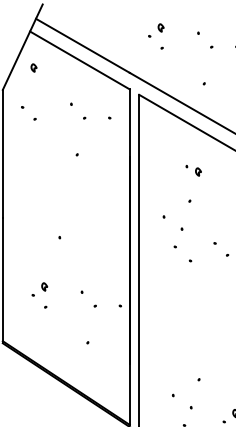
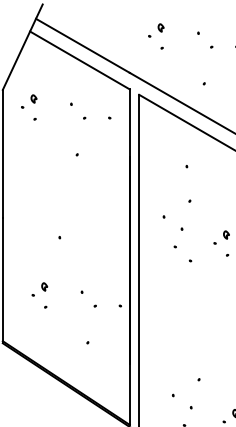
part position: (33, 67) -> (33, 98) (33, 98)
part position: (198, 171) -> (226, 234) (226, 234)
